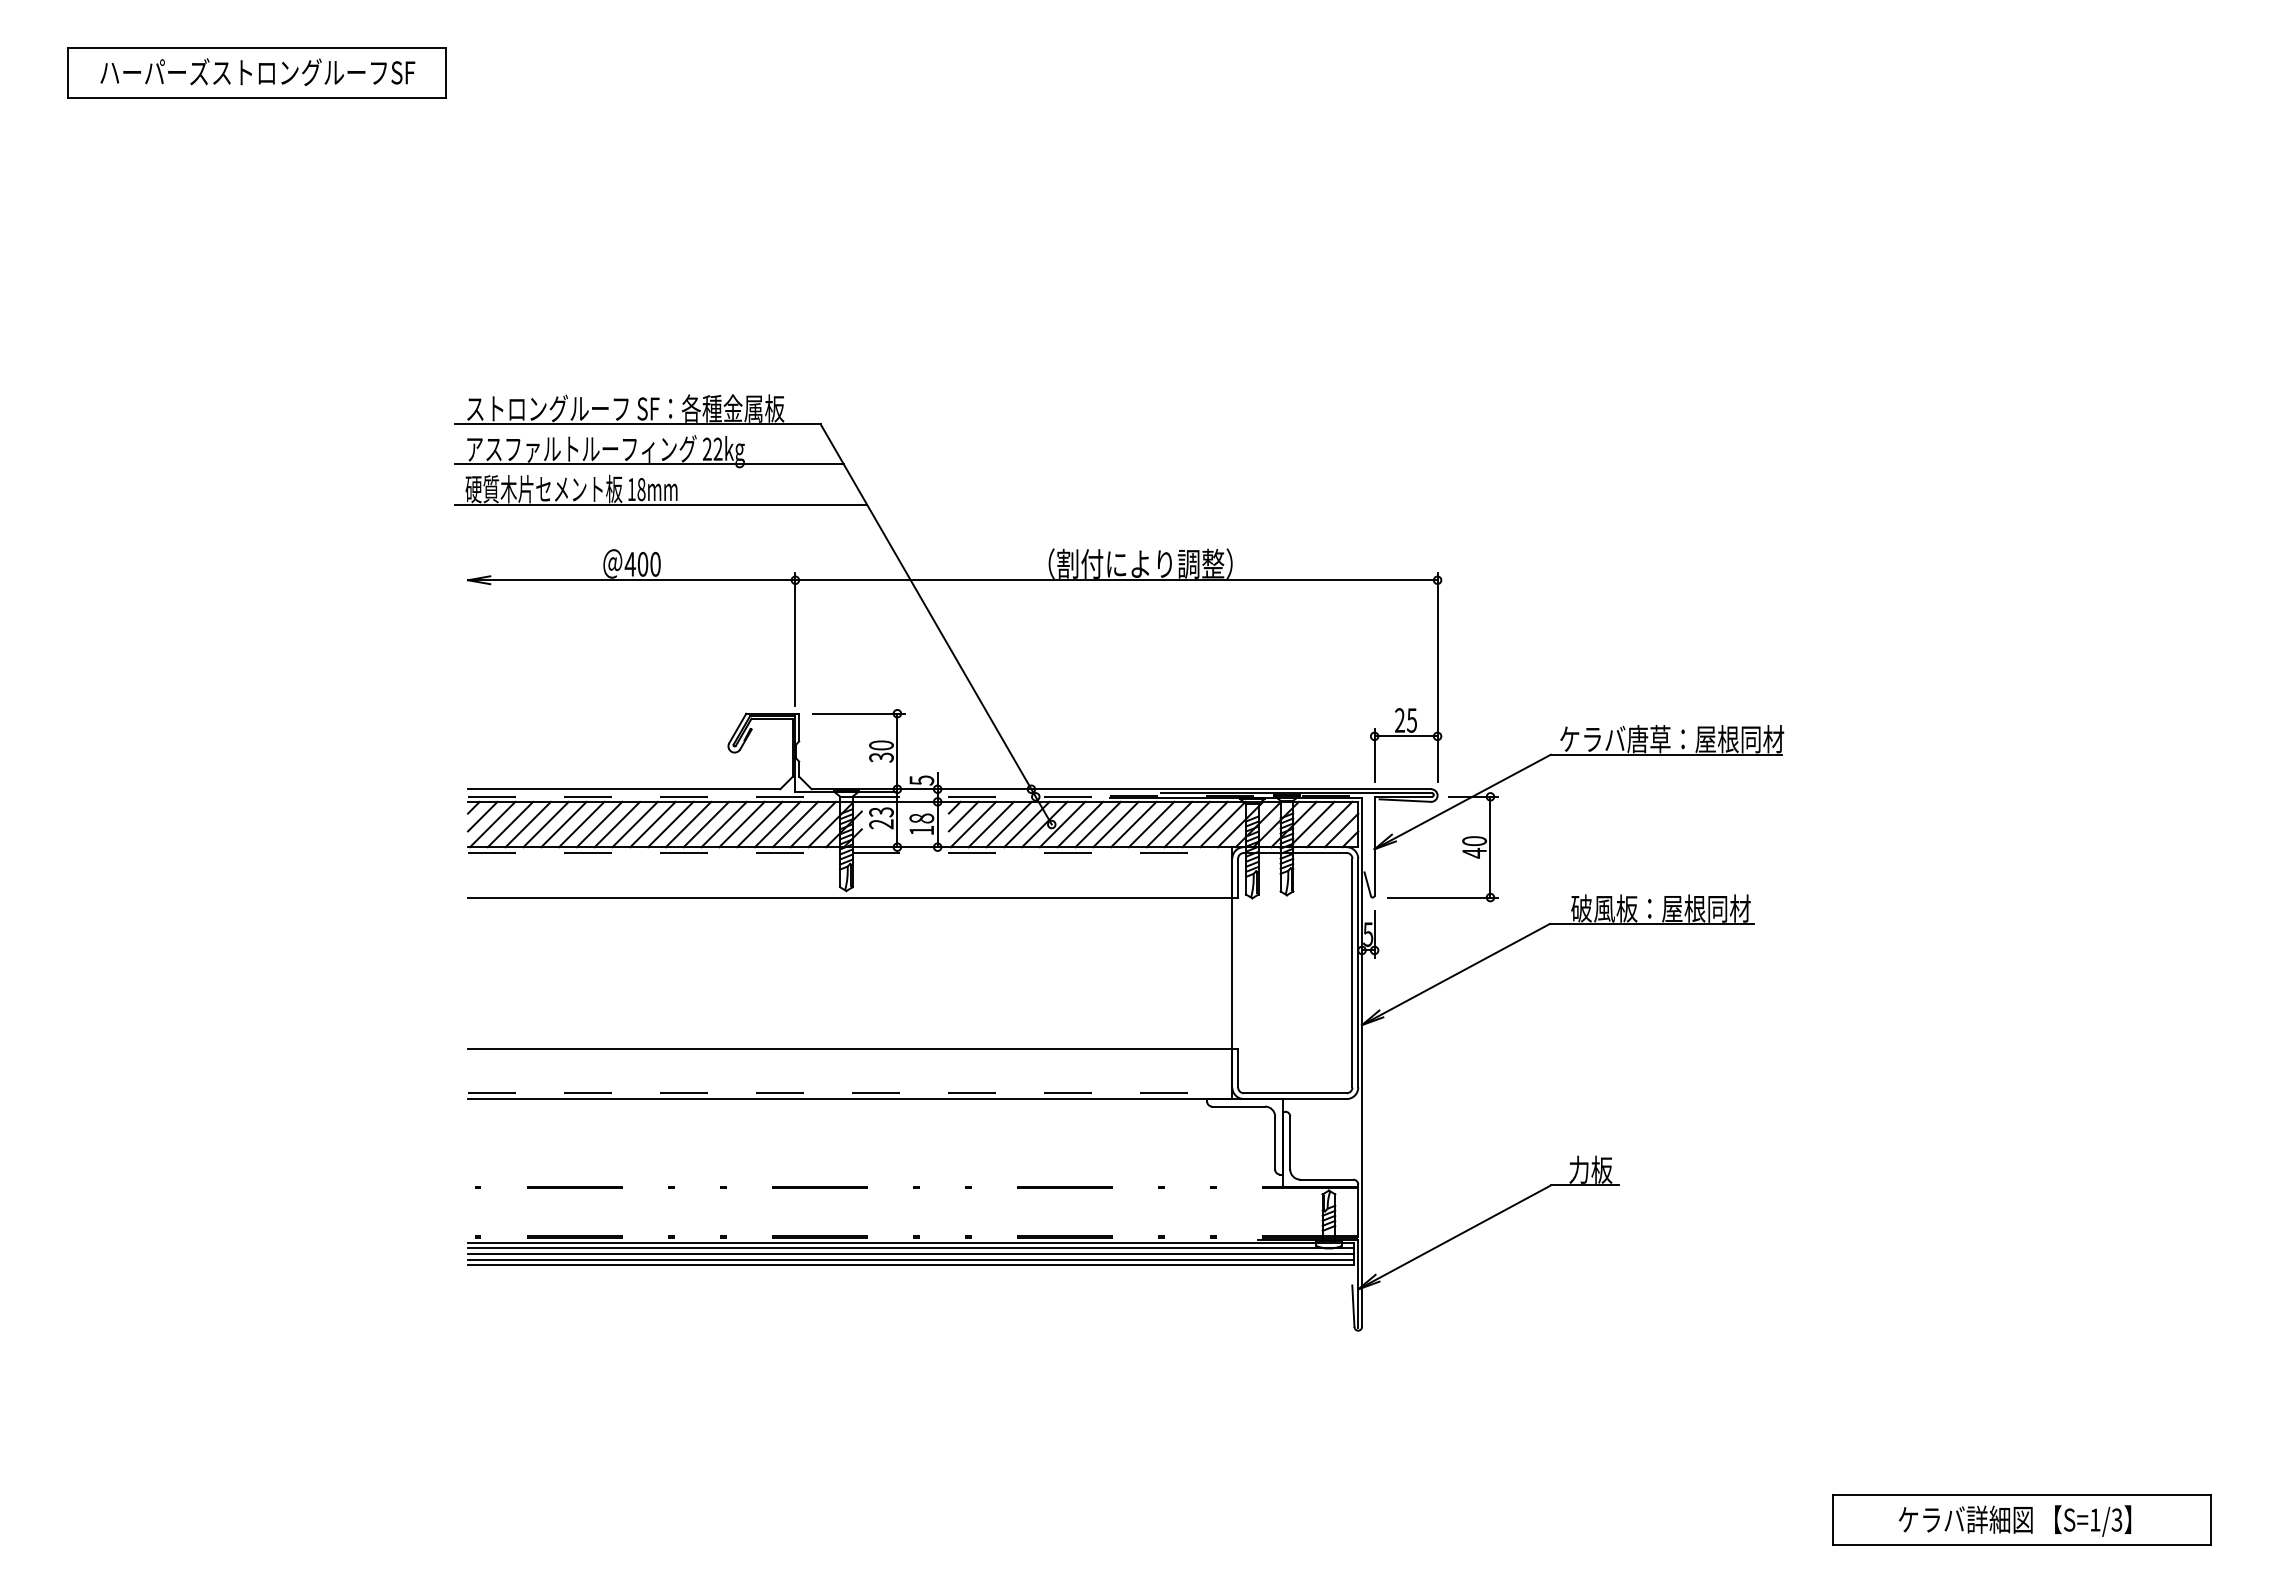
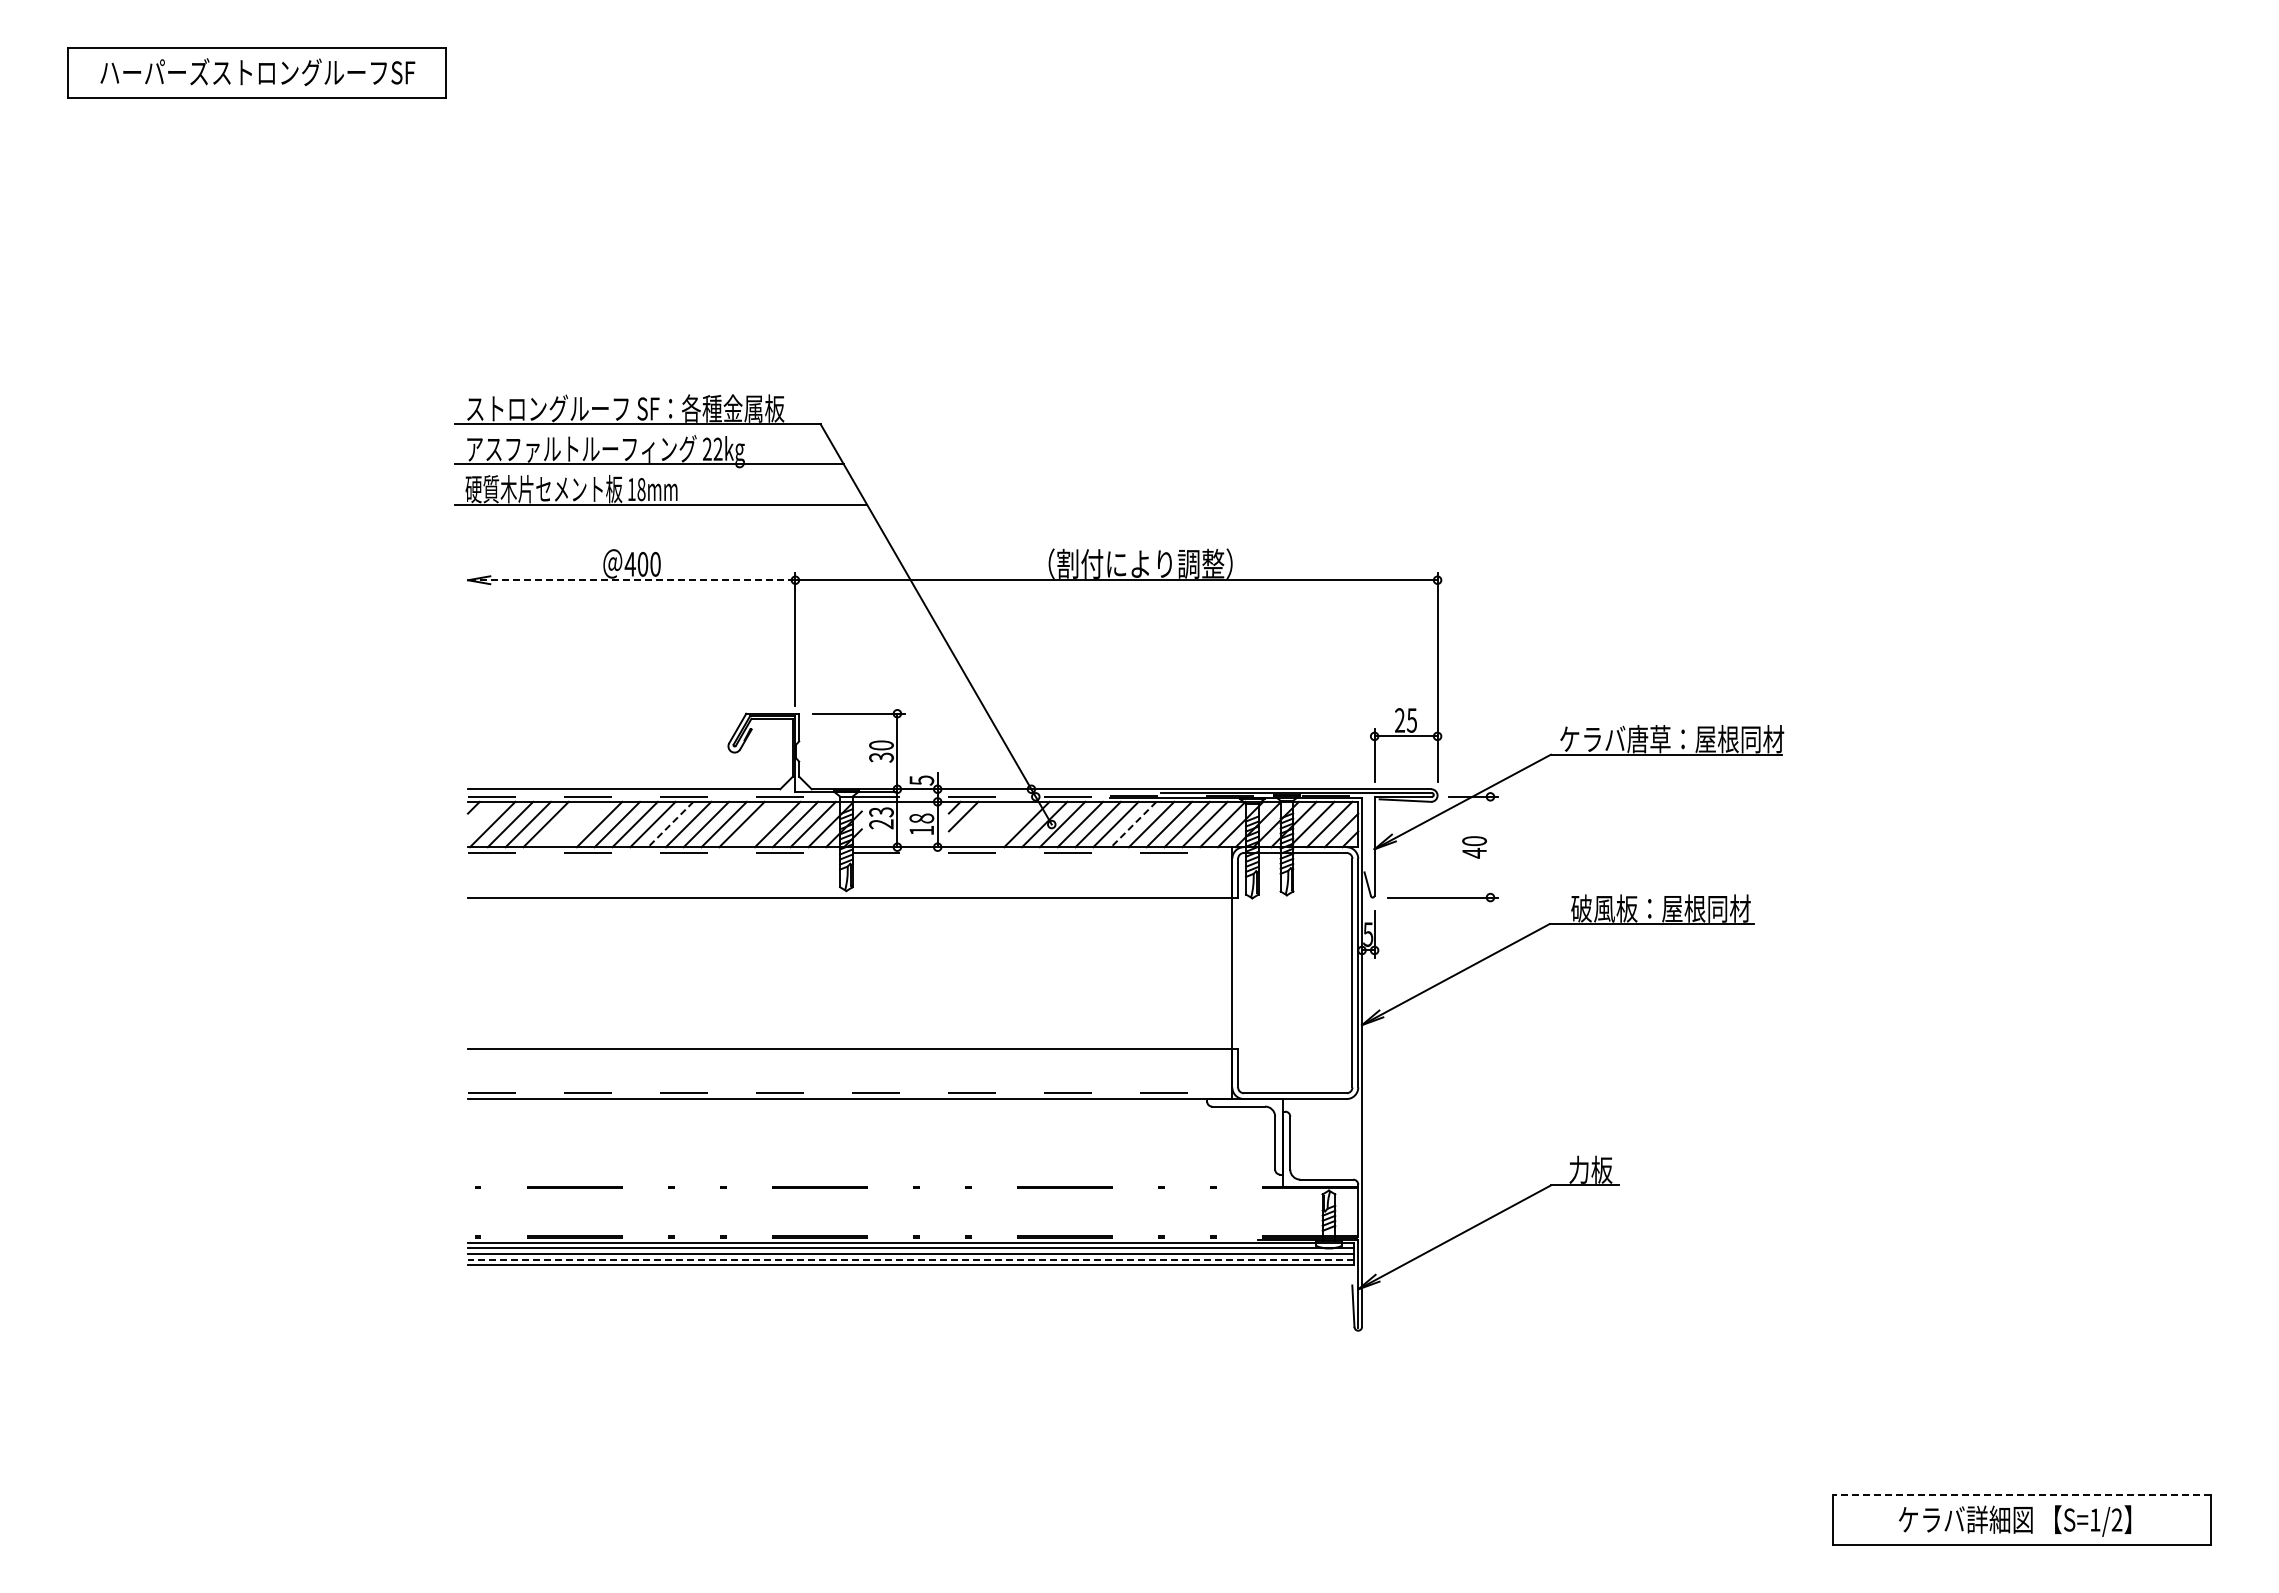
line: solid -> dashed (631, 580)
line: present -> none (482, 816)
line: present -> none (563, 824)
line: present -> none (581, 824)
line: solid -> dashed (670, 824)
line: present -> none (759, 824)
line: present -> none (973, 824)
line: present -> none (990, 824)
line: present -> none (1008, 824)
line: solid -> dashed (1133, 824)
line: present -> none (1490, 846)
line: solid -> dashed (910, 1259)
line: solid -> dashed (2021, 1494)
text: S=1/3 -> S=1/2 (2116, 1519)
